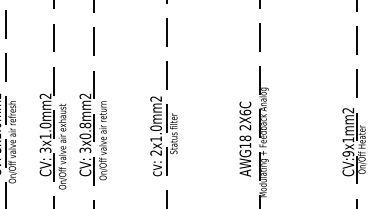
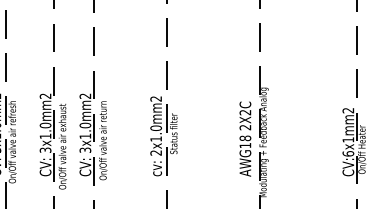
text: 2X6C -> 2X2C (245, 112)
text: 3x0.8mm2 -> 3x1.0mm2 (85, 130)
text: CV:9x1mm2 -> CV:6x1mm2 (348, 153)
